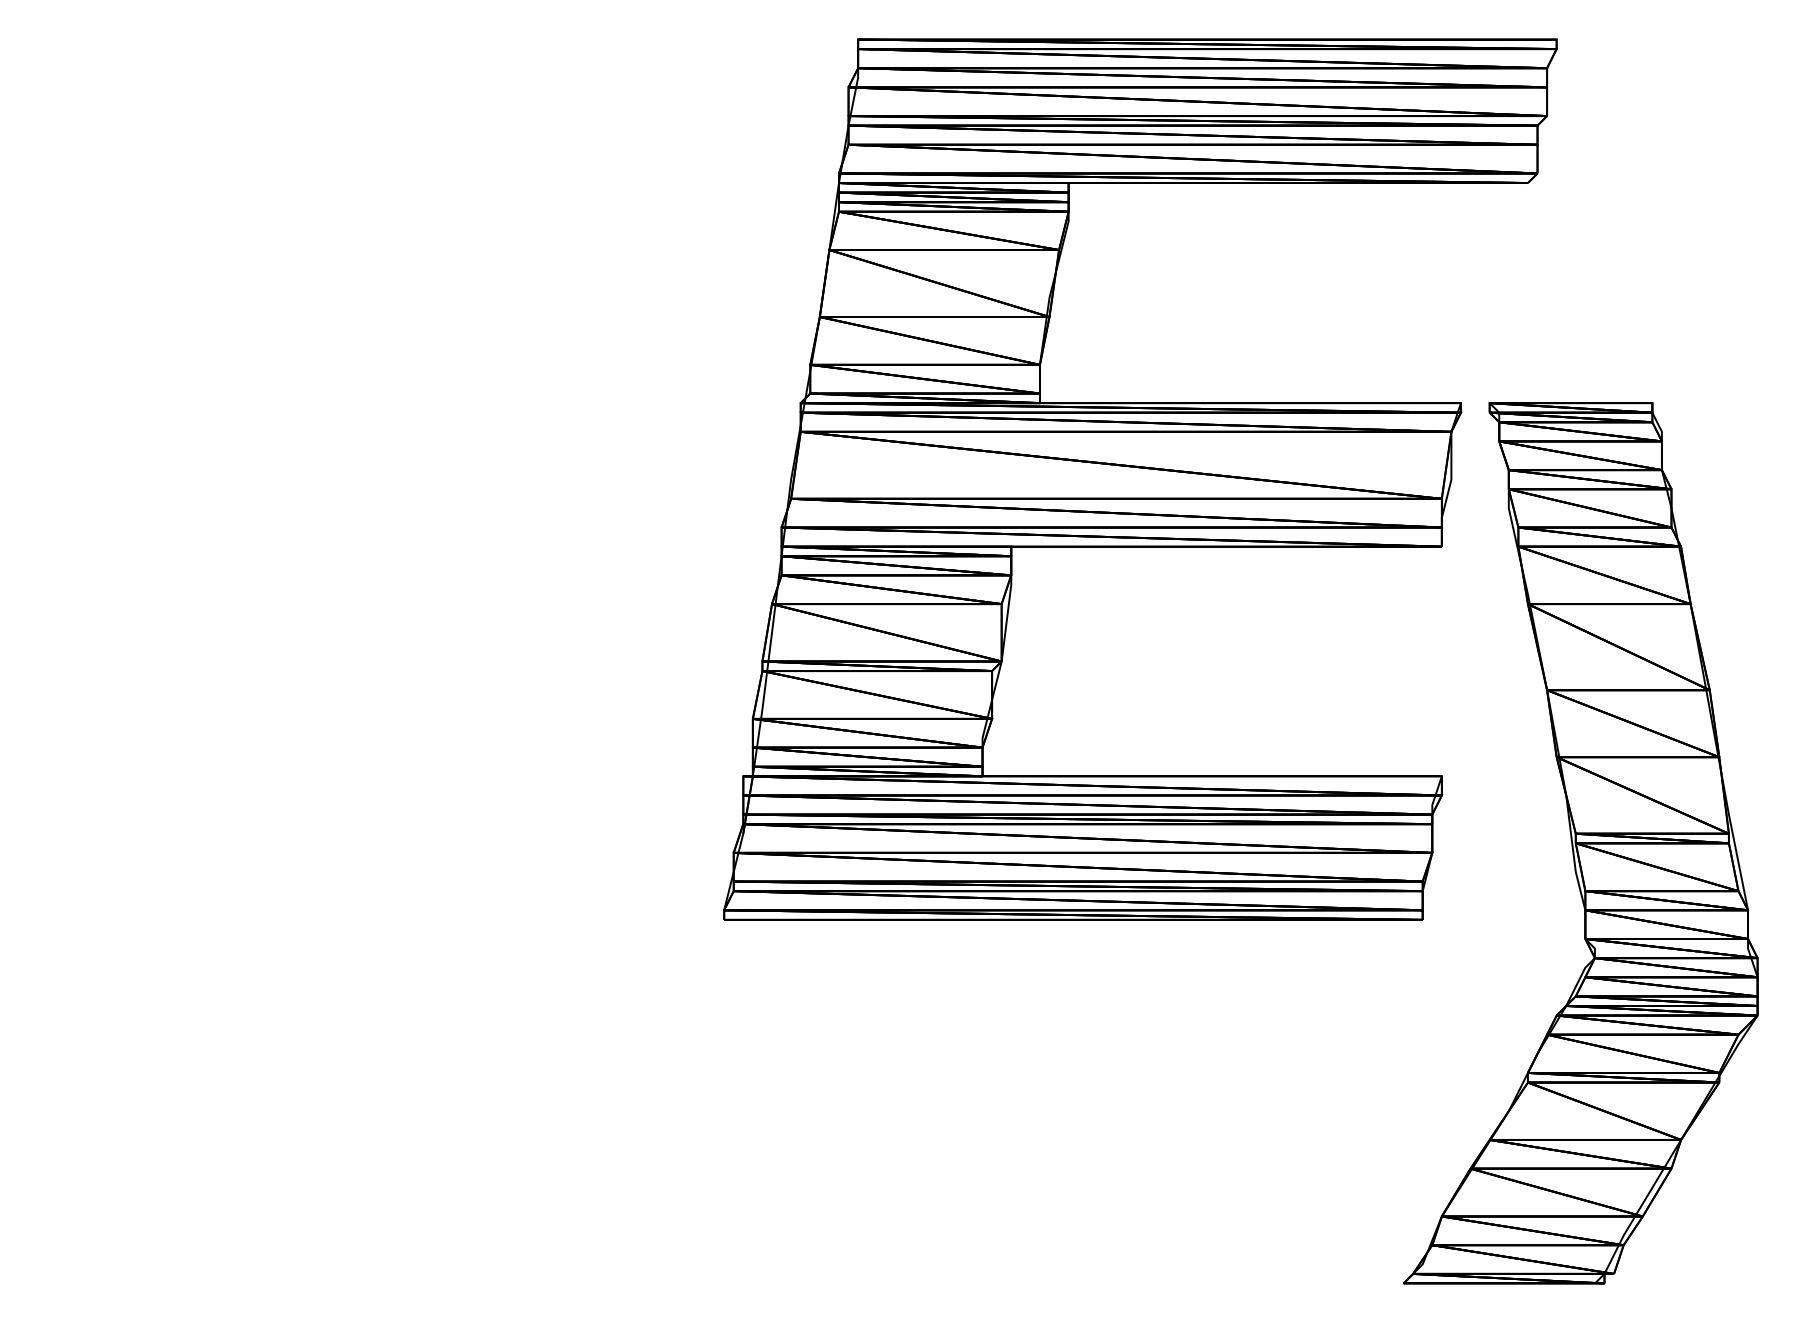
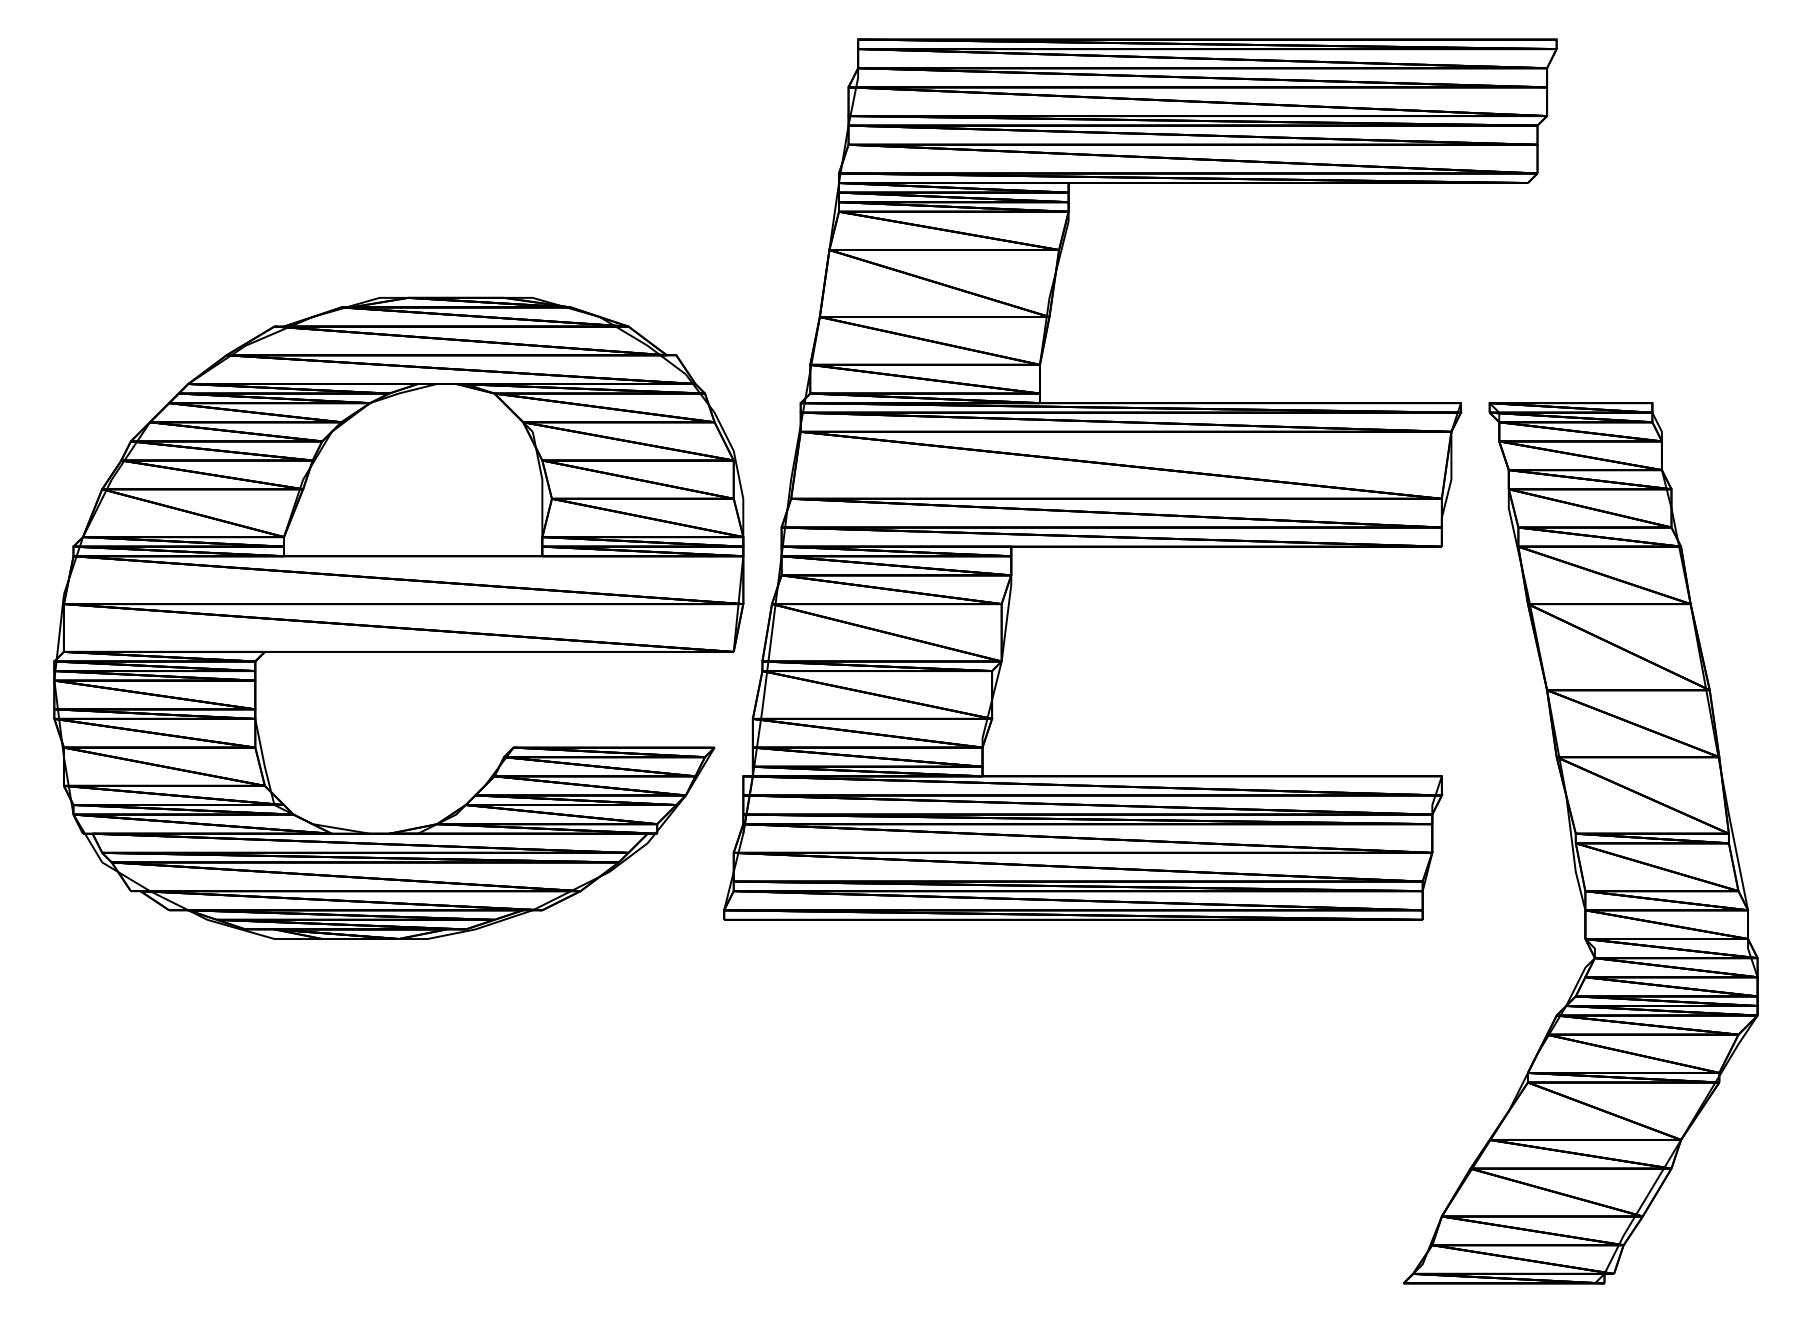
part: none -> present (398, 617)
